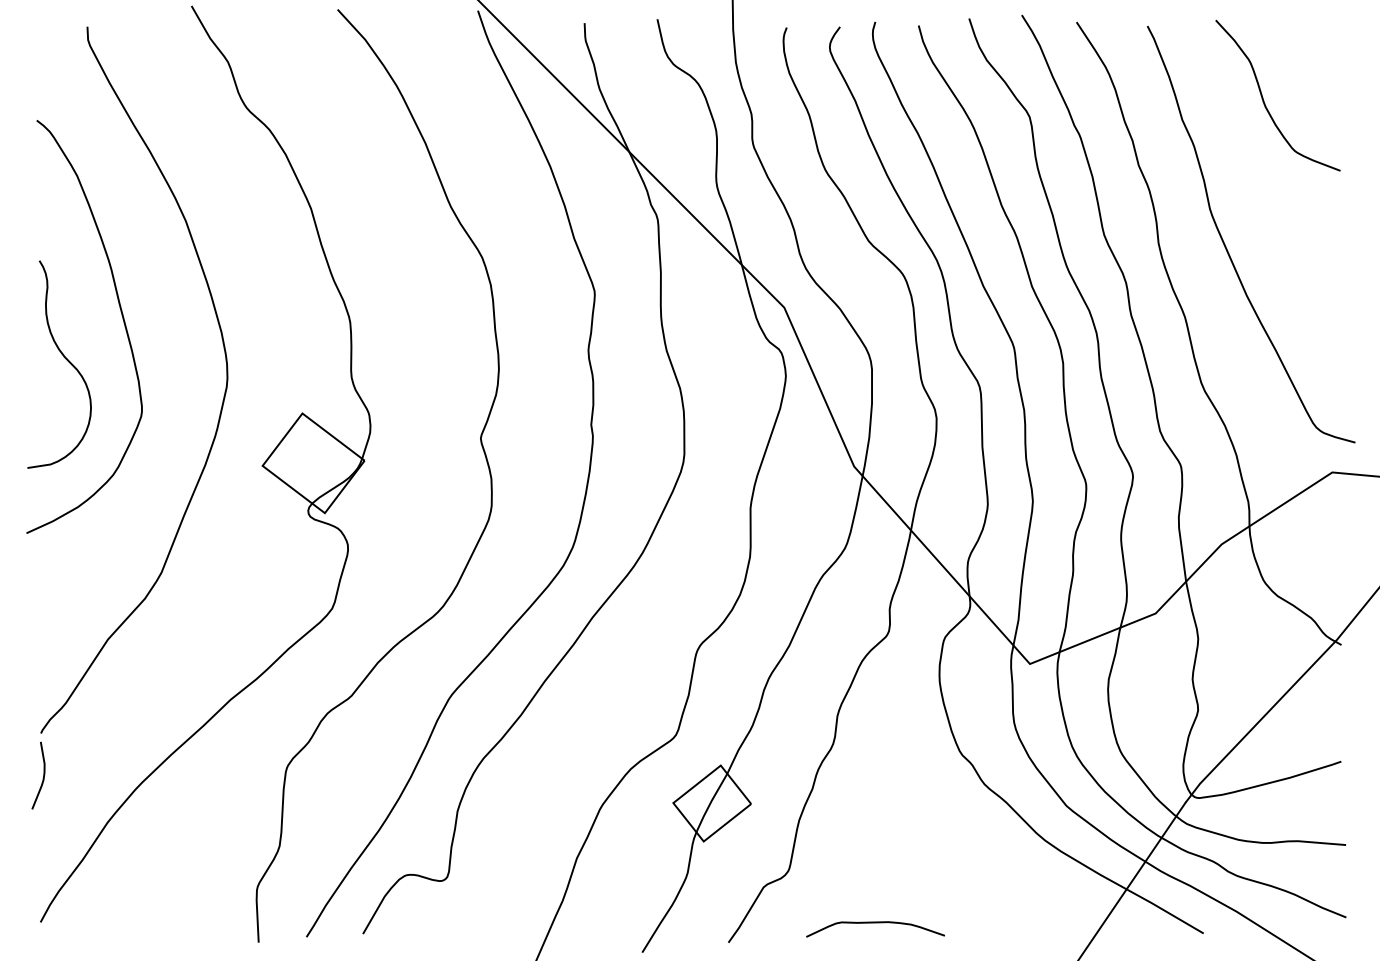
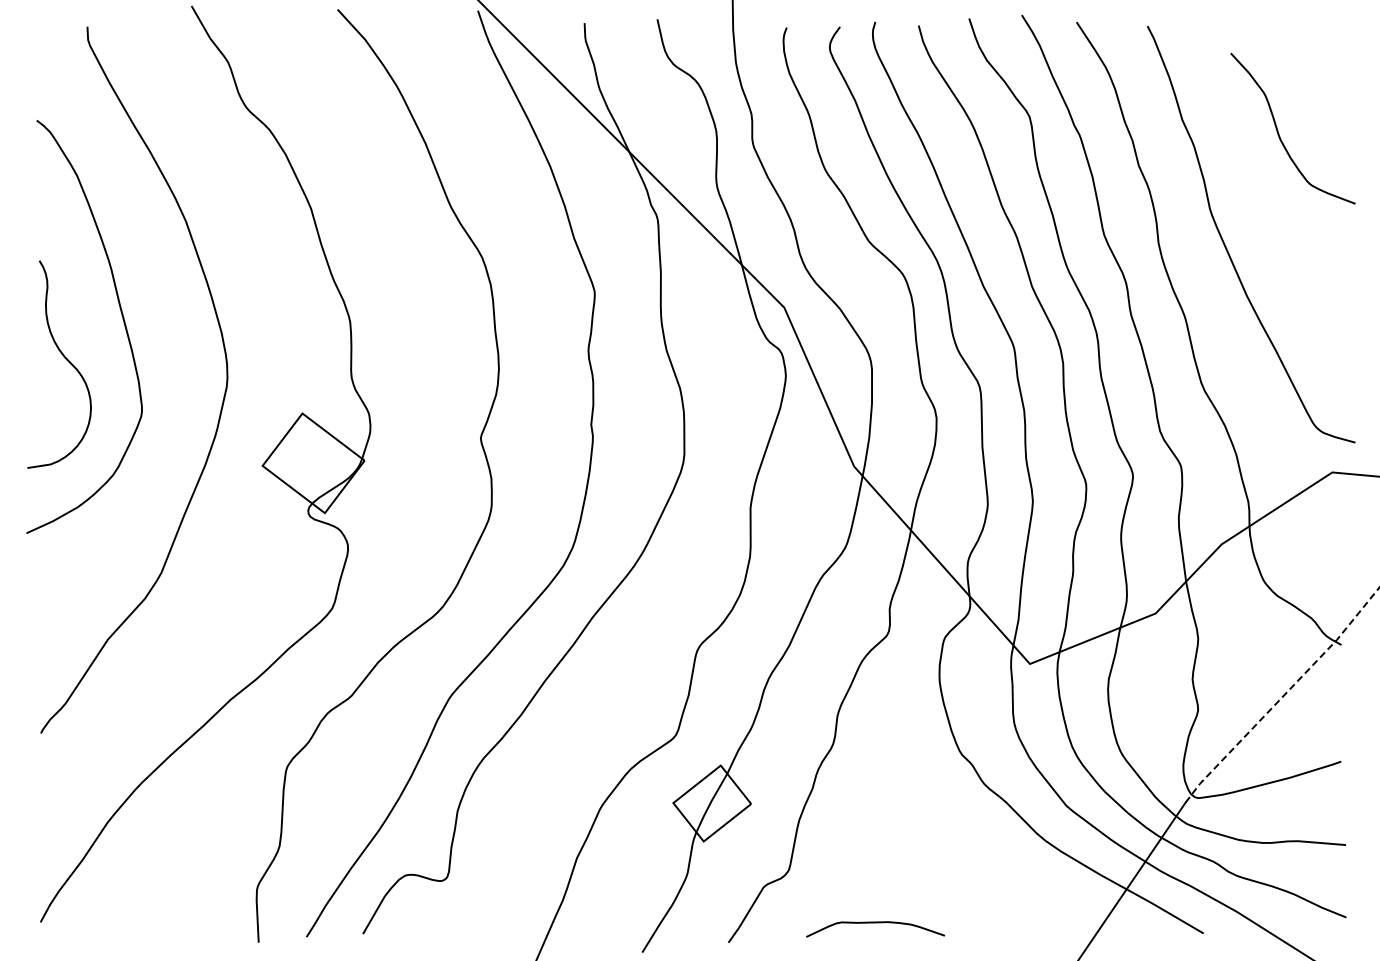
curve position: (1264, 100) -> (1279, 133) (1279, 133)
line: solid -> dashed (1284, 695)
curve: present -> none (43, 775)
